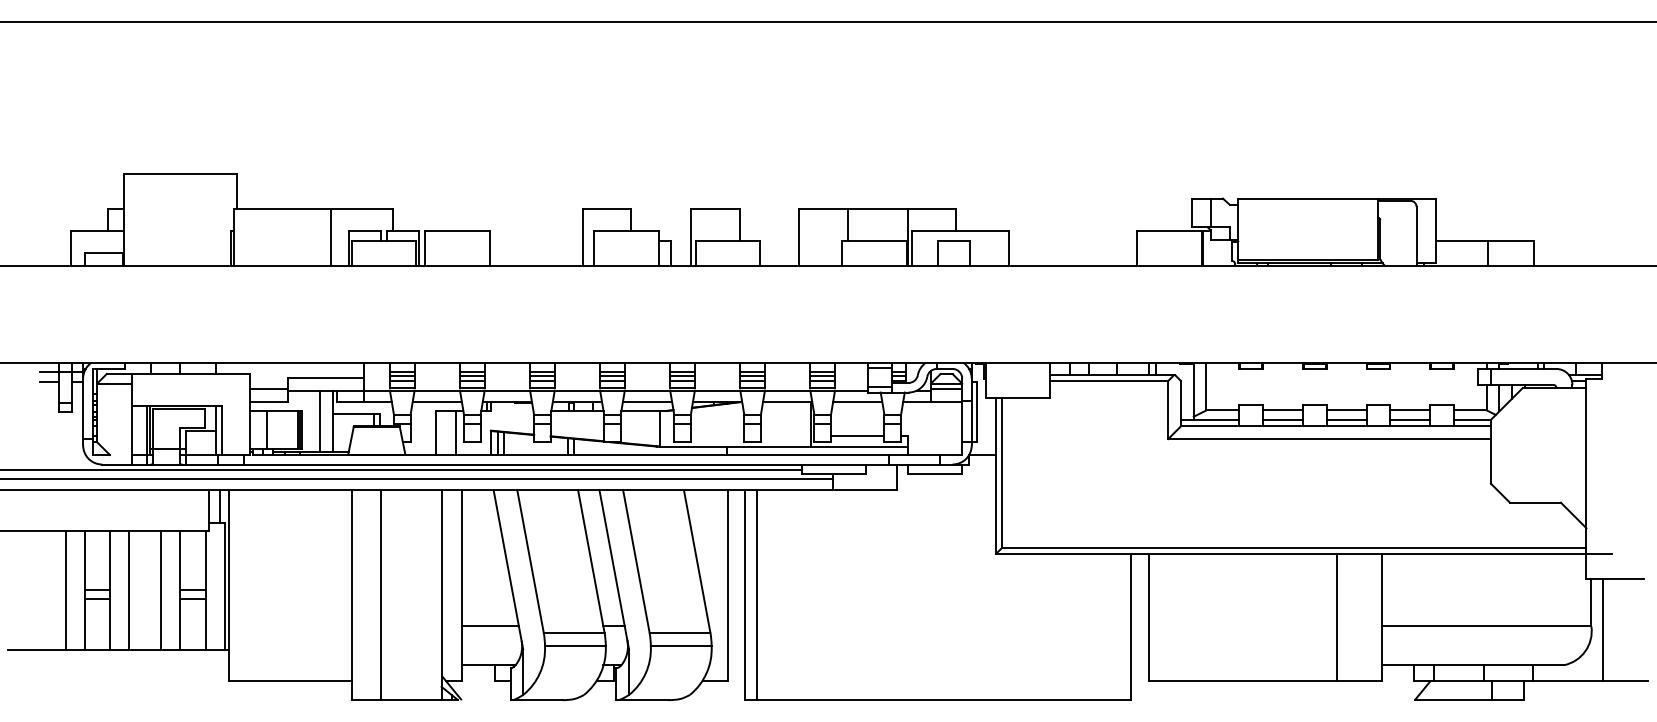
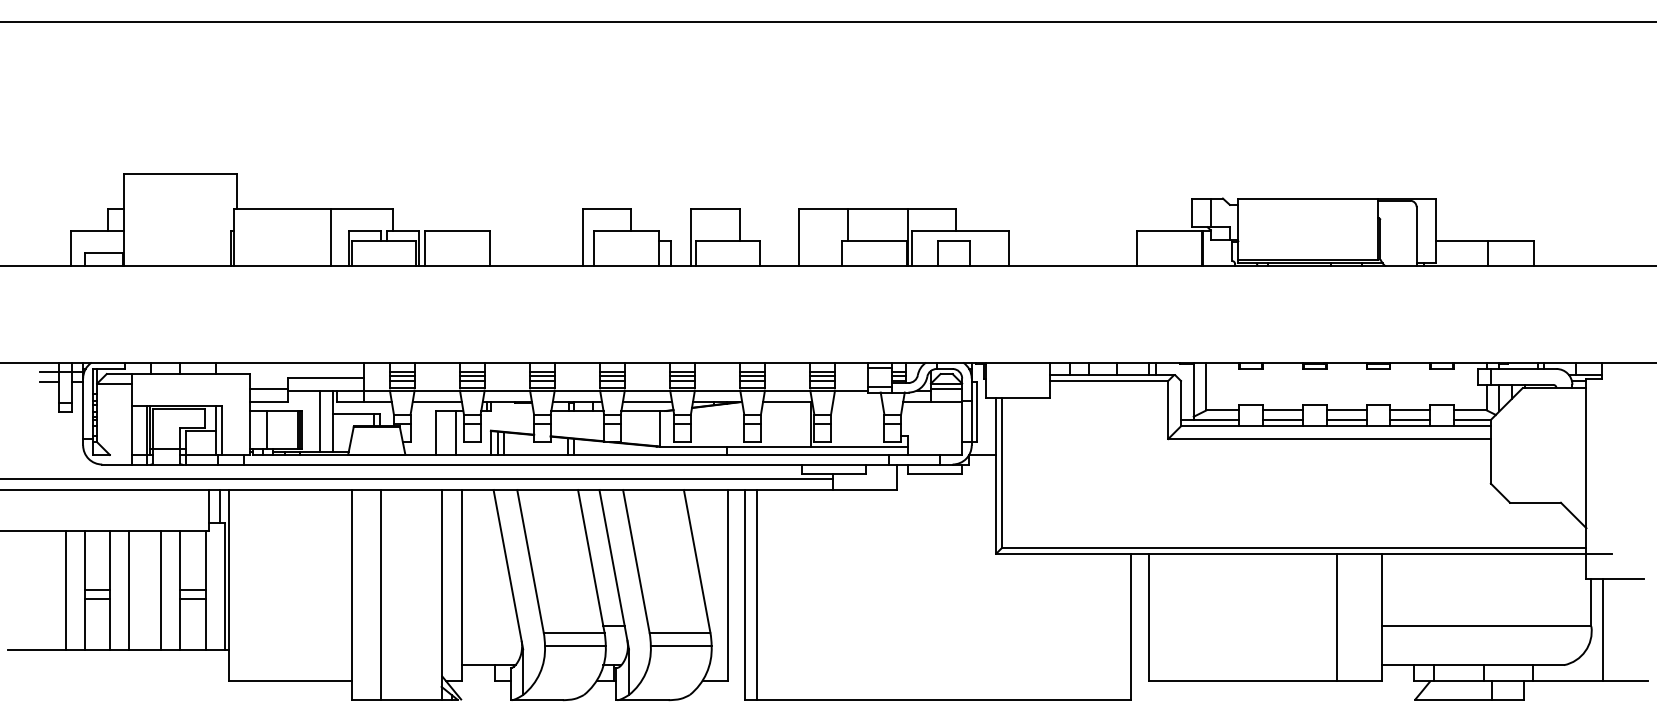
line: present -> none (857, 402)
line: present -> none (857, 435)
line: present -> none (402, 469)
line: present -> none (490, 626)
